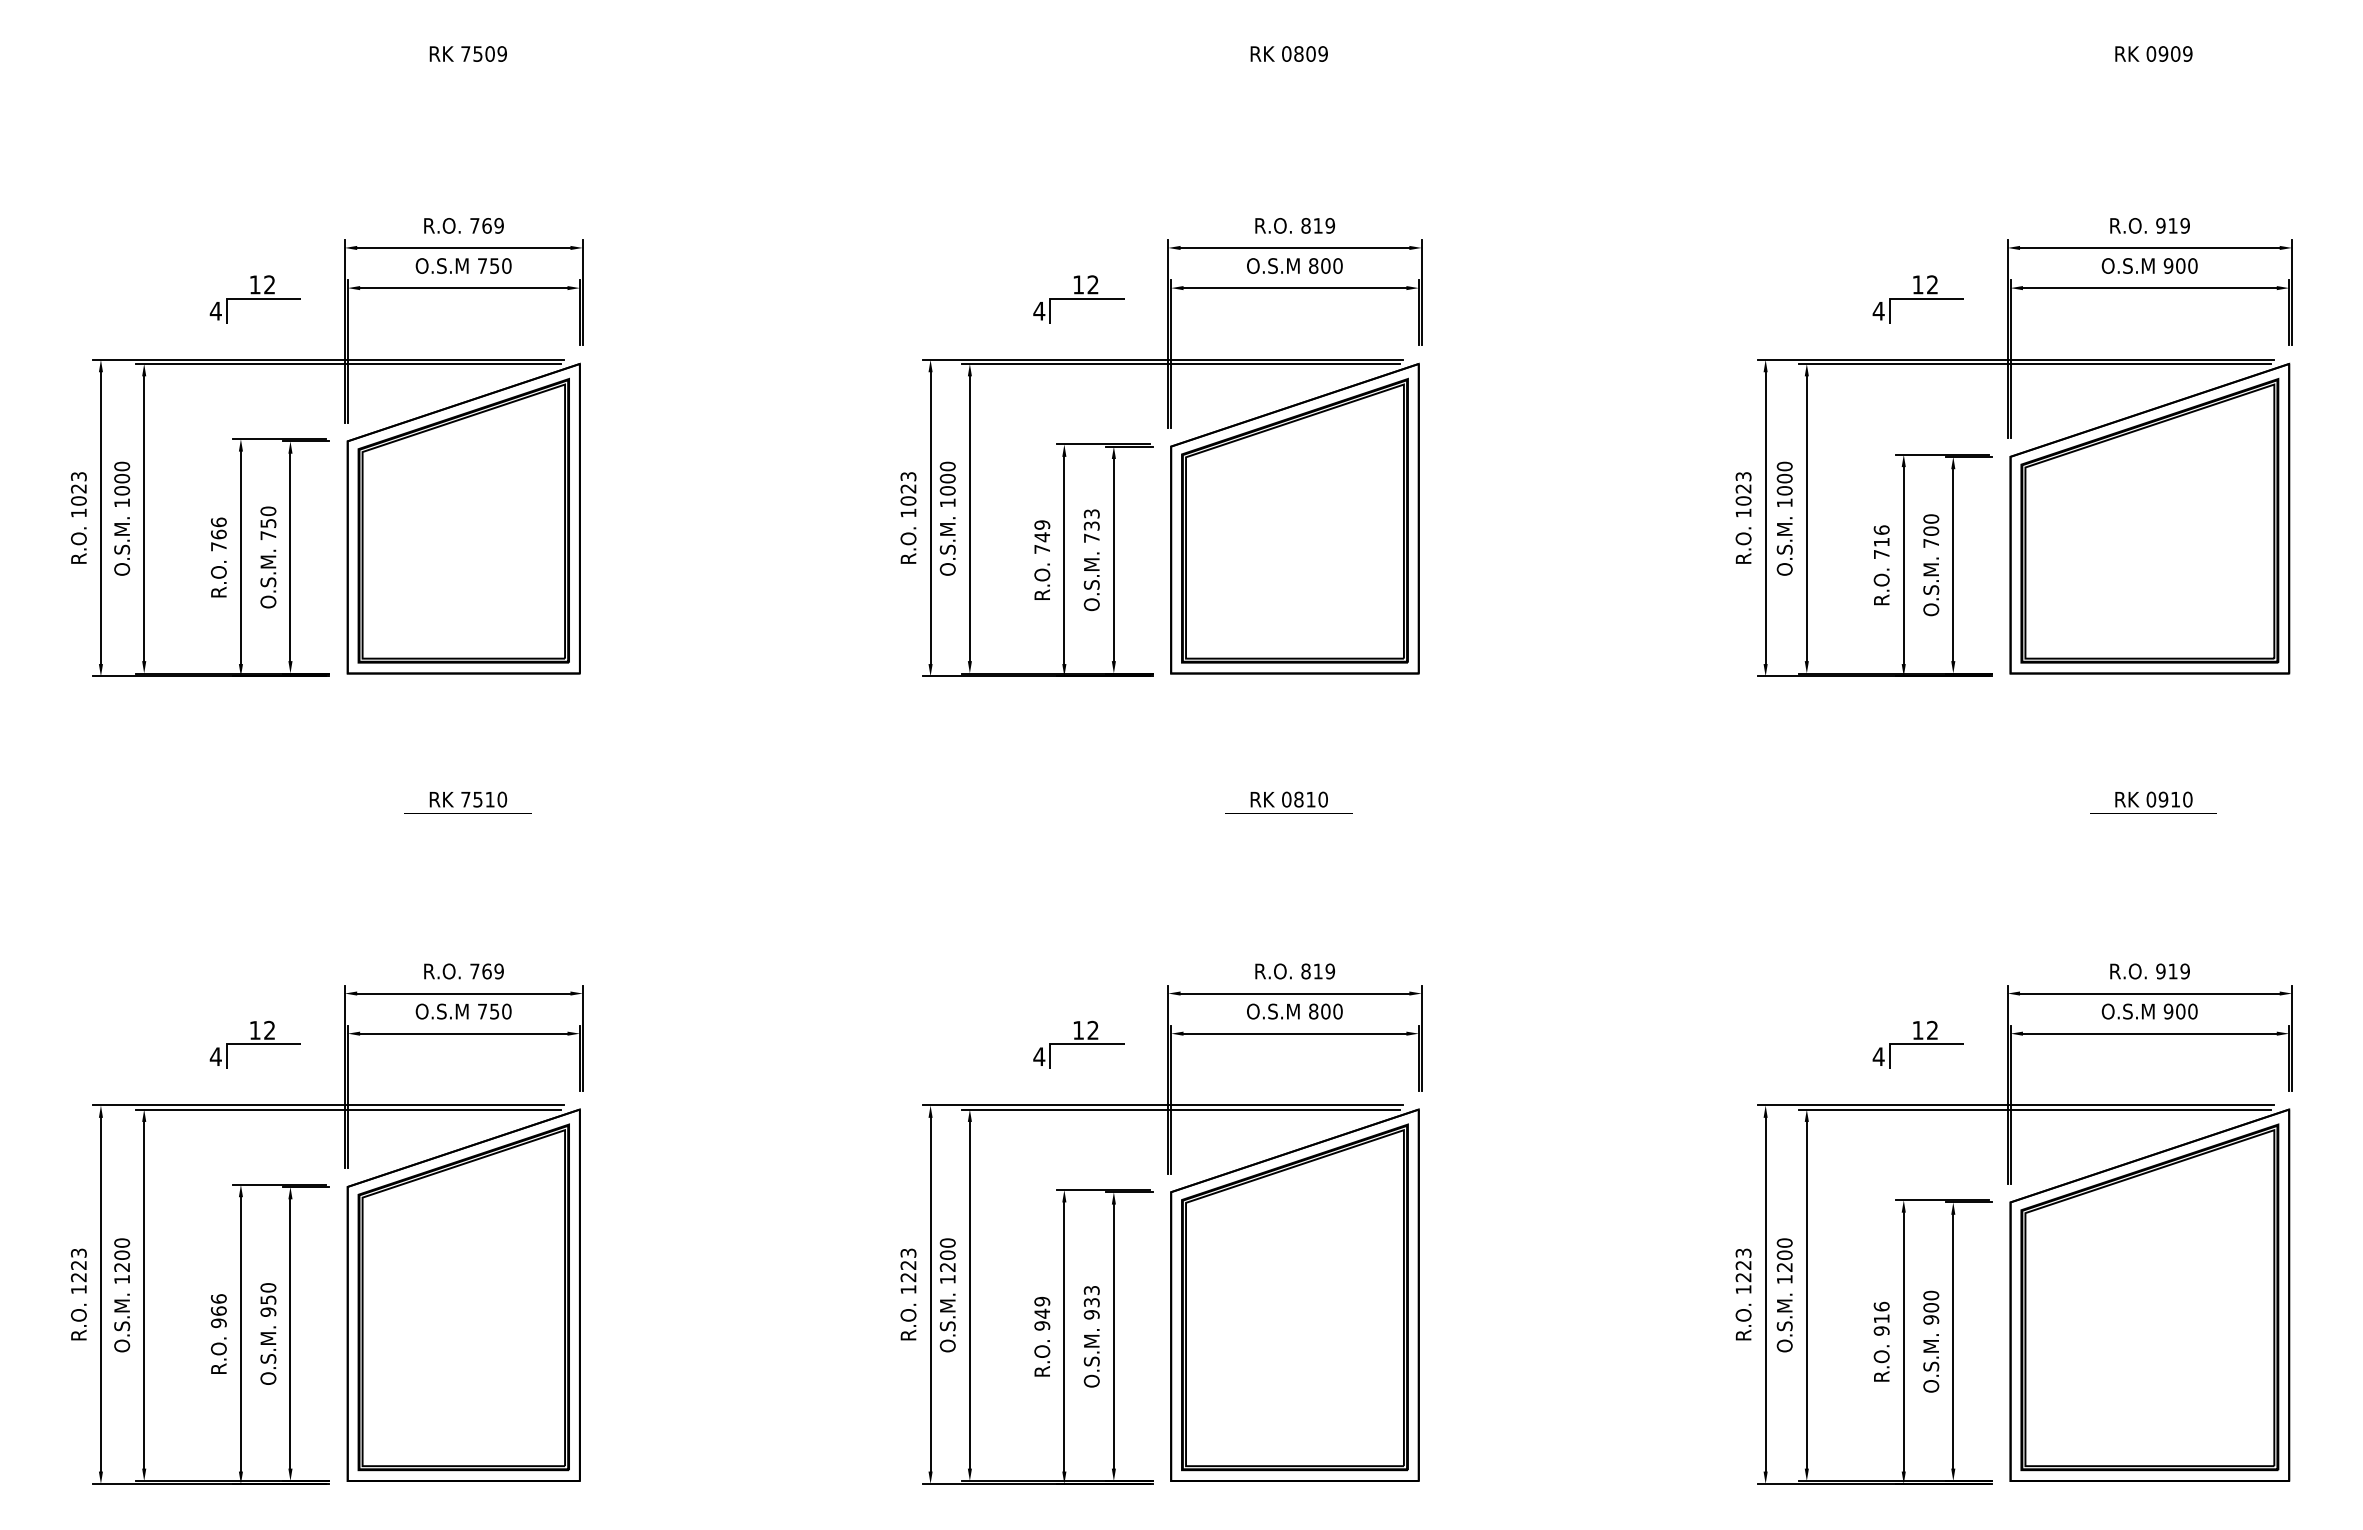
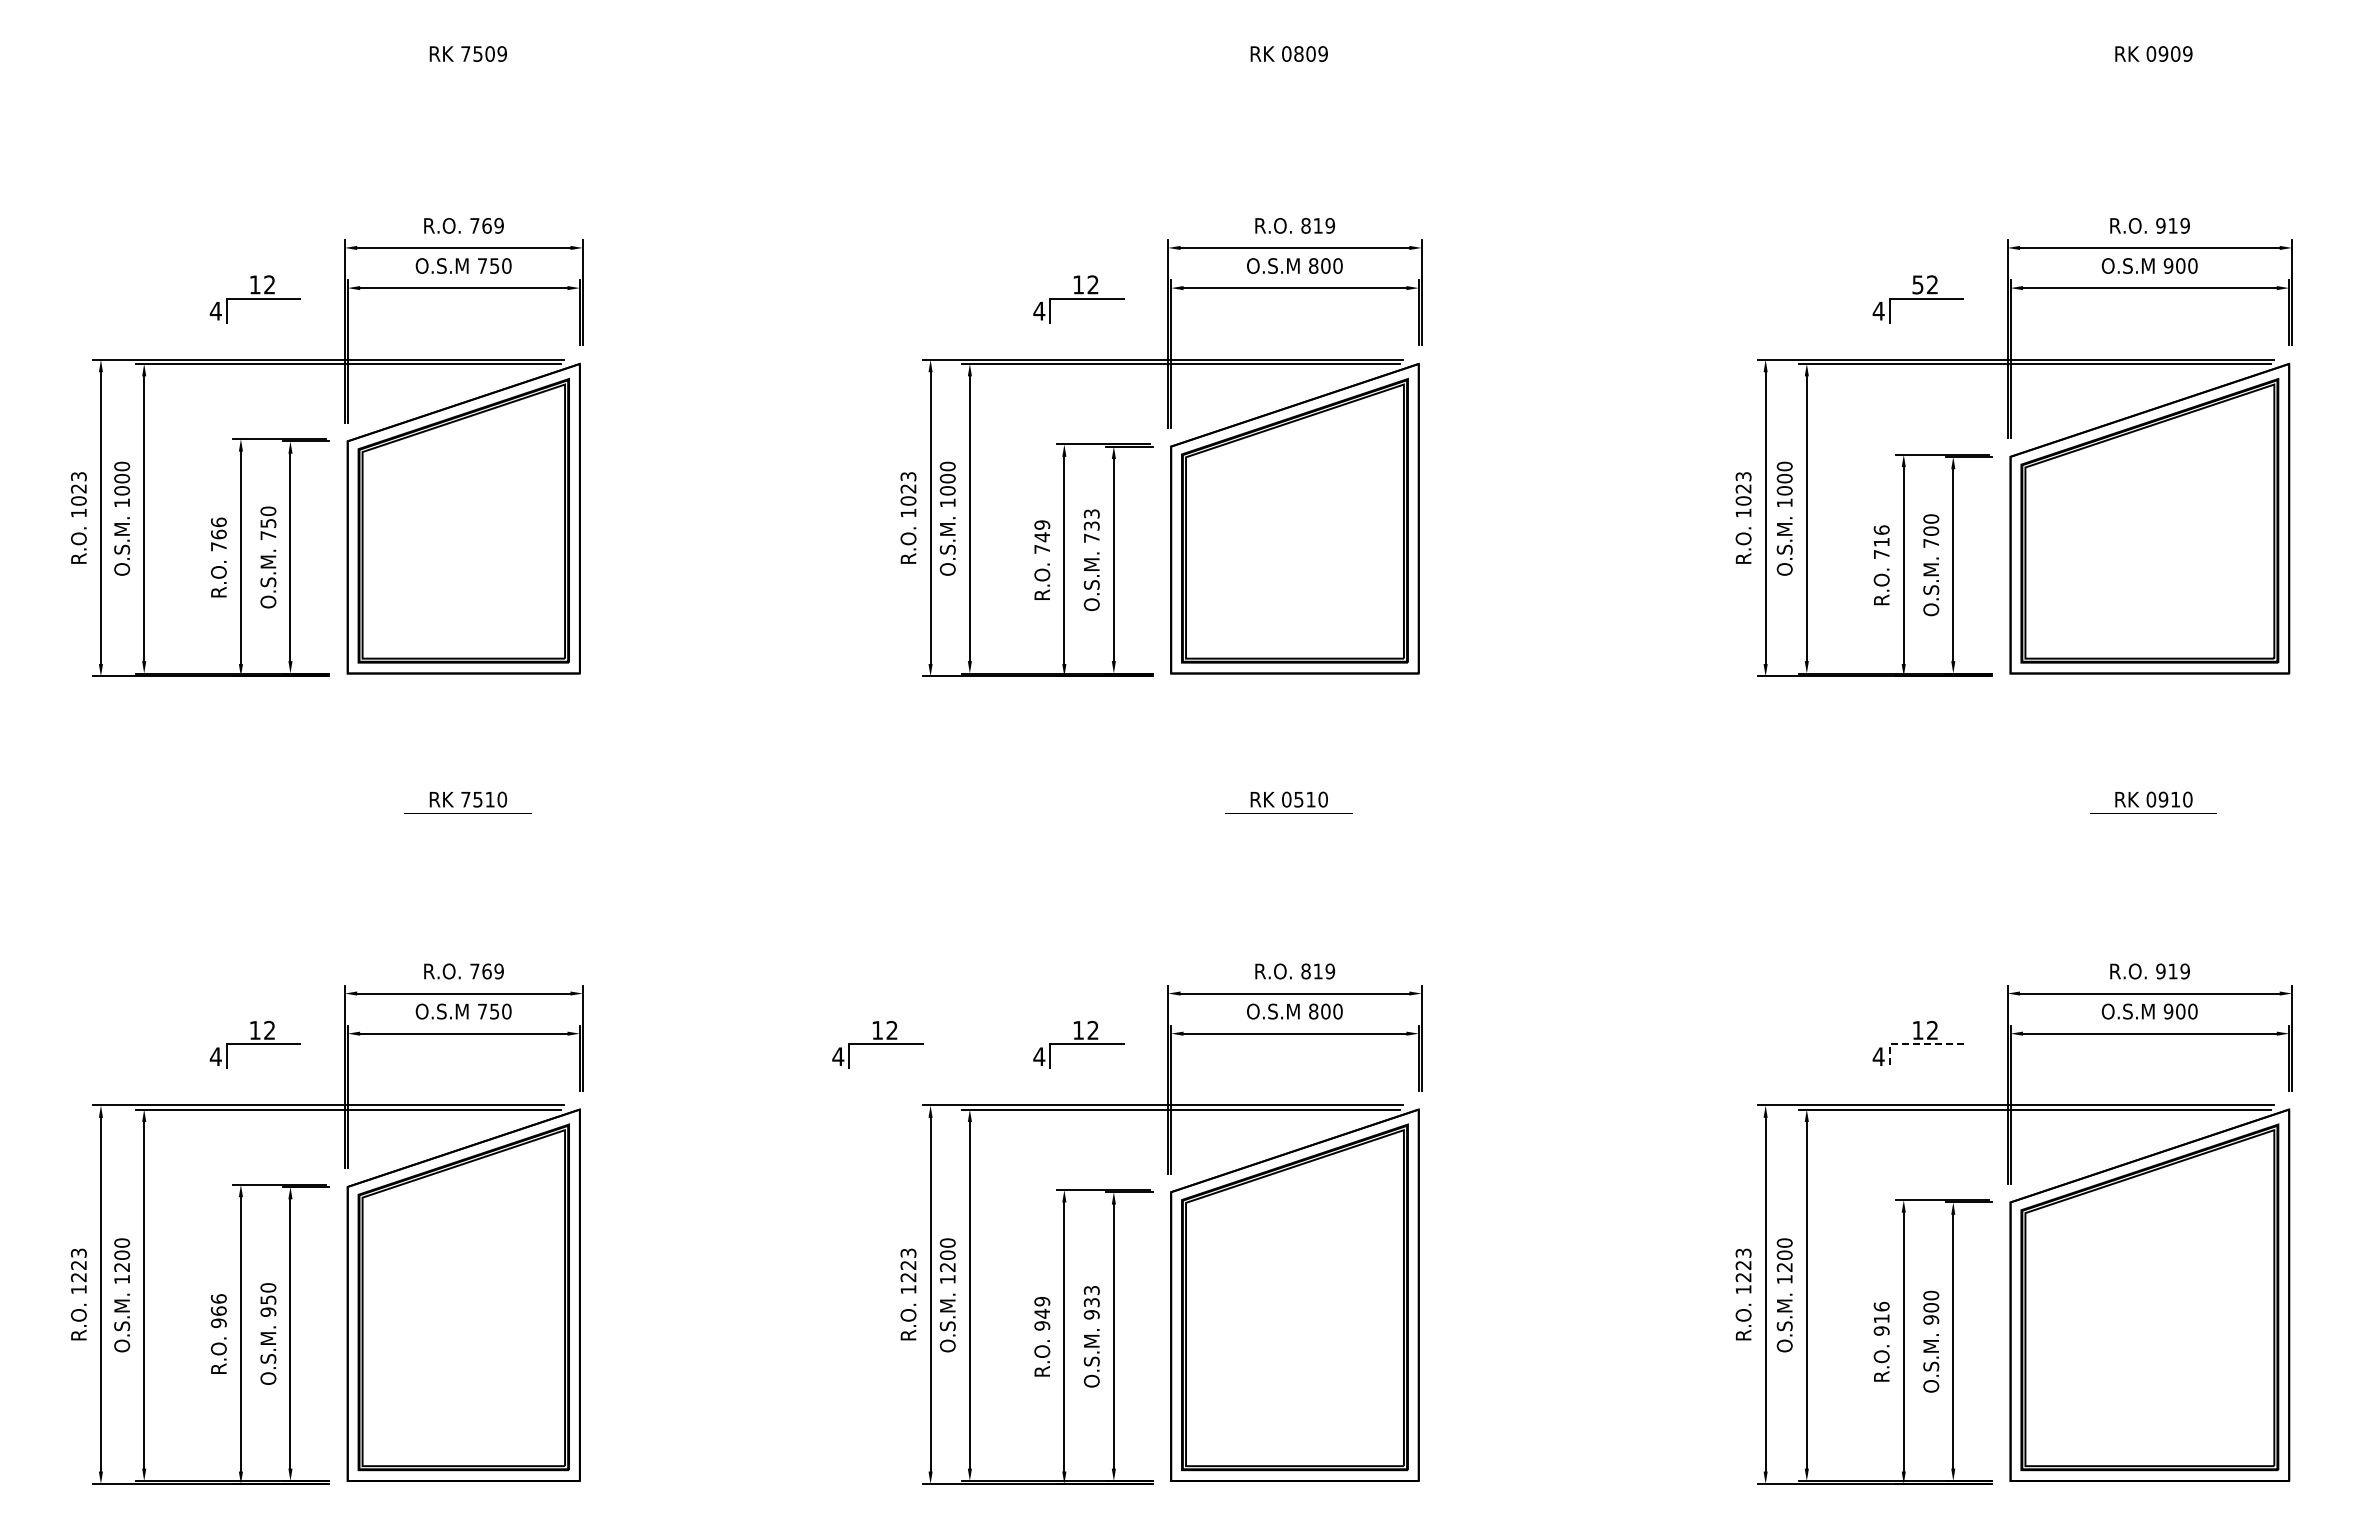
text: 12 -> 52 (1917, 284)
text: 0810 -> 0510 (1298, 799)
part: none -> present (877, 1044)
line: solid -> dashed (1913, 1044)
